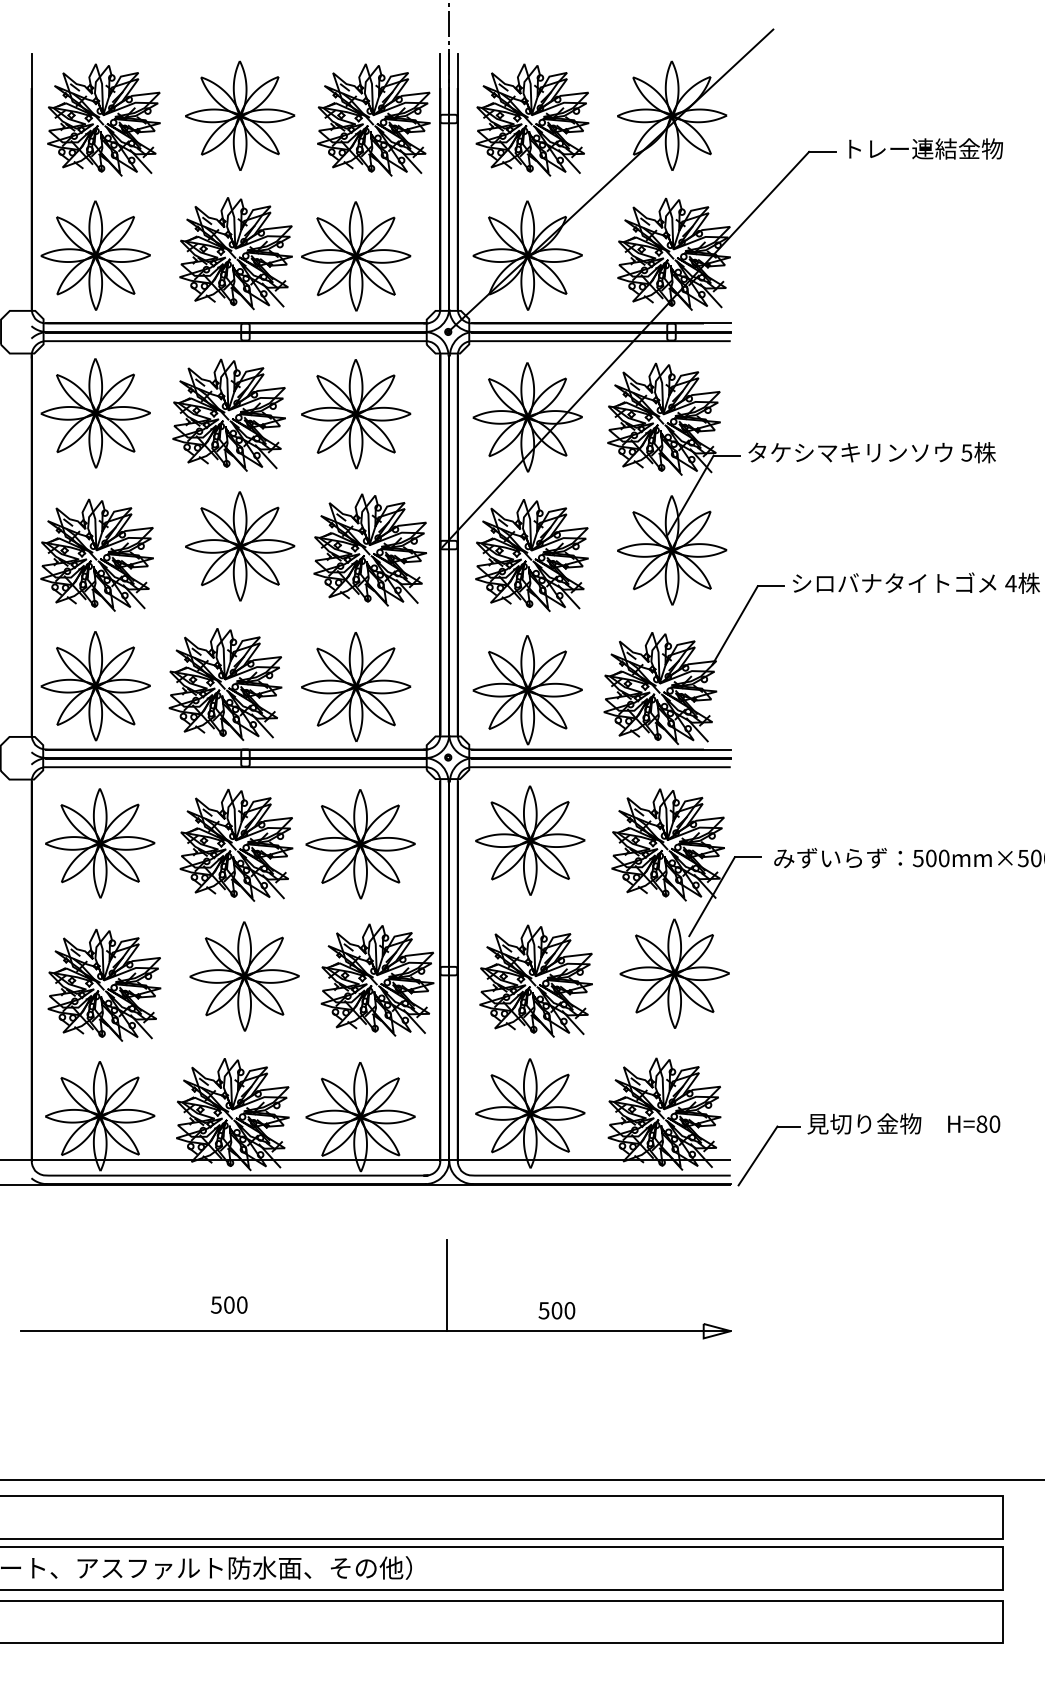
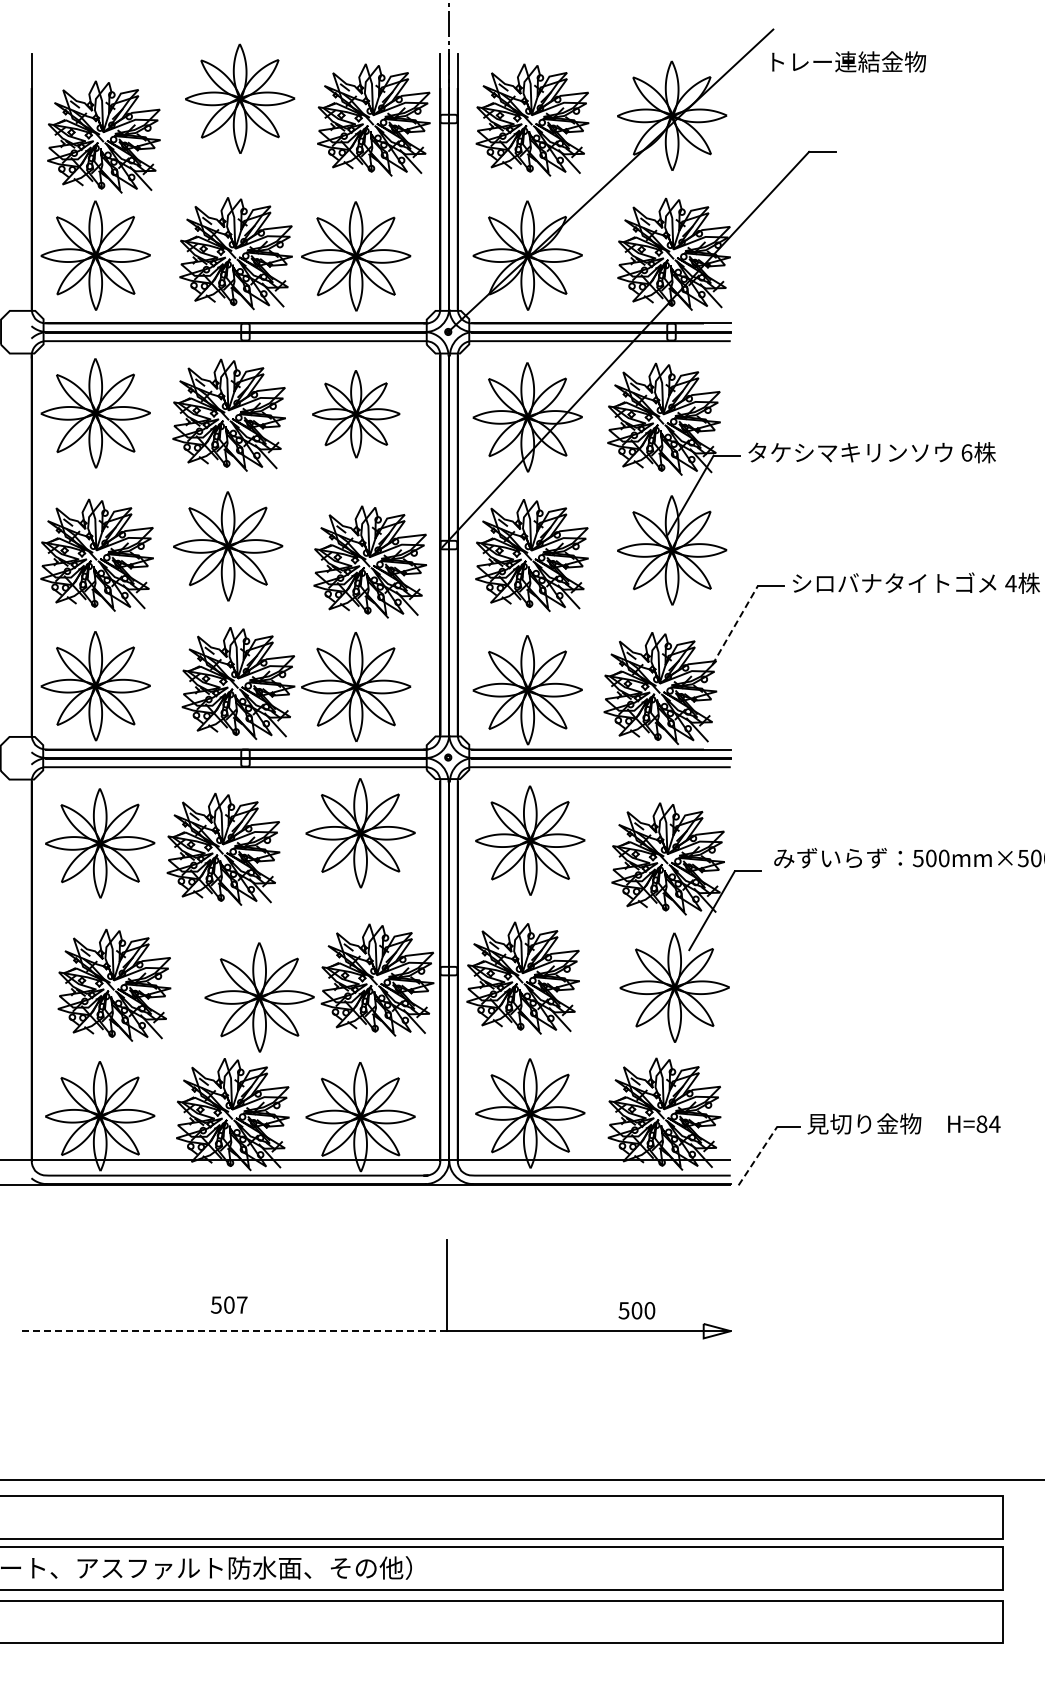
part position: (240, 115) -> (240, 98) (240, 98)
part position: (103, 119) -> (103, 136) (103, 136)
text position: (925, 148) -> (848, 61) (848, 61)
part size: 111x111 px -> 89x89 px (356, 414)
text: 5 -> 6 (966, 452)
part position: (240, 546) -> (228, 546) (228, 546)
part position: (370, 549) -> (370, 561) (370, 561)
line: solid -> dashed (735, 625)
part position: (225, 684) -> (238, 683) (238, 683)
part position: (236, 844) -> (223, 848) (223, 848)
part position: (360, 844) -> (360, 833) (360, 833)
part position: (686, 901) -> (686, 915) (686, 915)
part position: (244, 976) -> (259, 997) (259, 997)
part position: (535, 980) -> (522, 977) (522, 977)
part position: (104, 984) -> (114, 984) (114, 984)
text: H=80 -> H=84 (994, 1123)
line: solid -> dashed (758, 1155)
text: 500 -> 507 (242, 1304)
text position: (556, 1310) -> (636, 1310) (636, 1310)
line: solid -> dashed (233, 1331)
